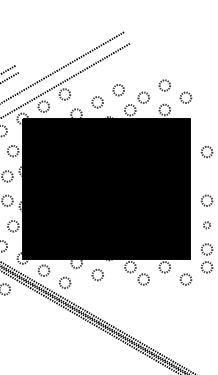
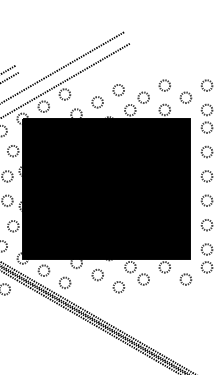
circle: none -> present (206, 85)
part: none -> present (206, 118)
circle: none -> present (206, 176)
circle size: 8x9 px -> 14x13 px (206, 225)
circle: none -> present (118, 287)
